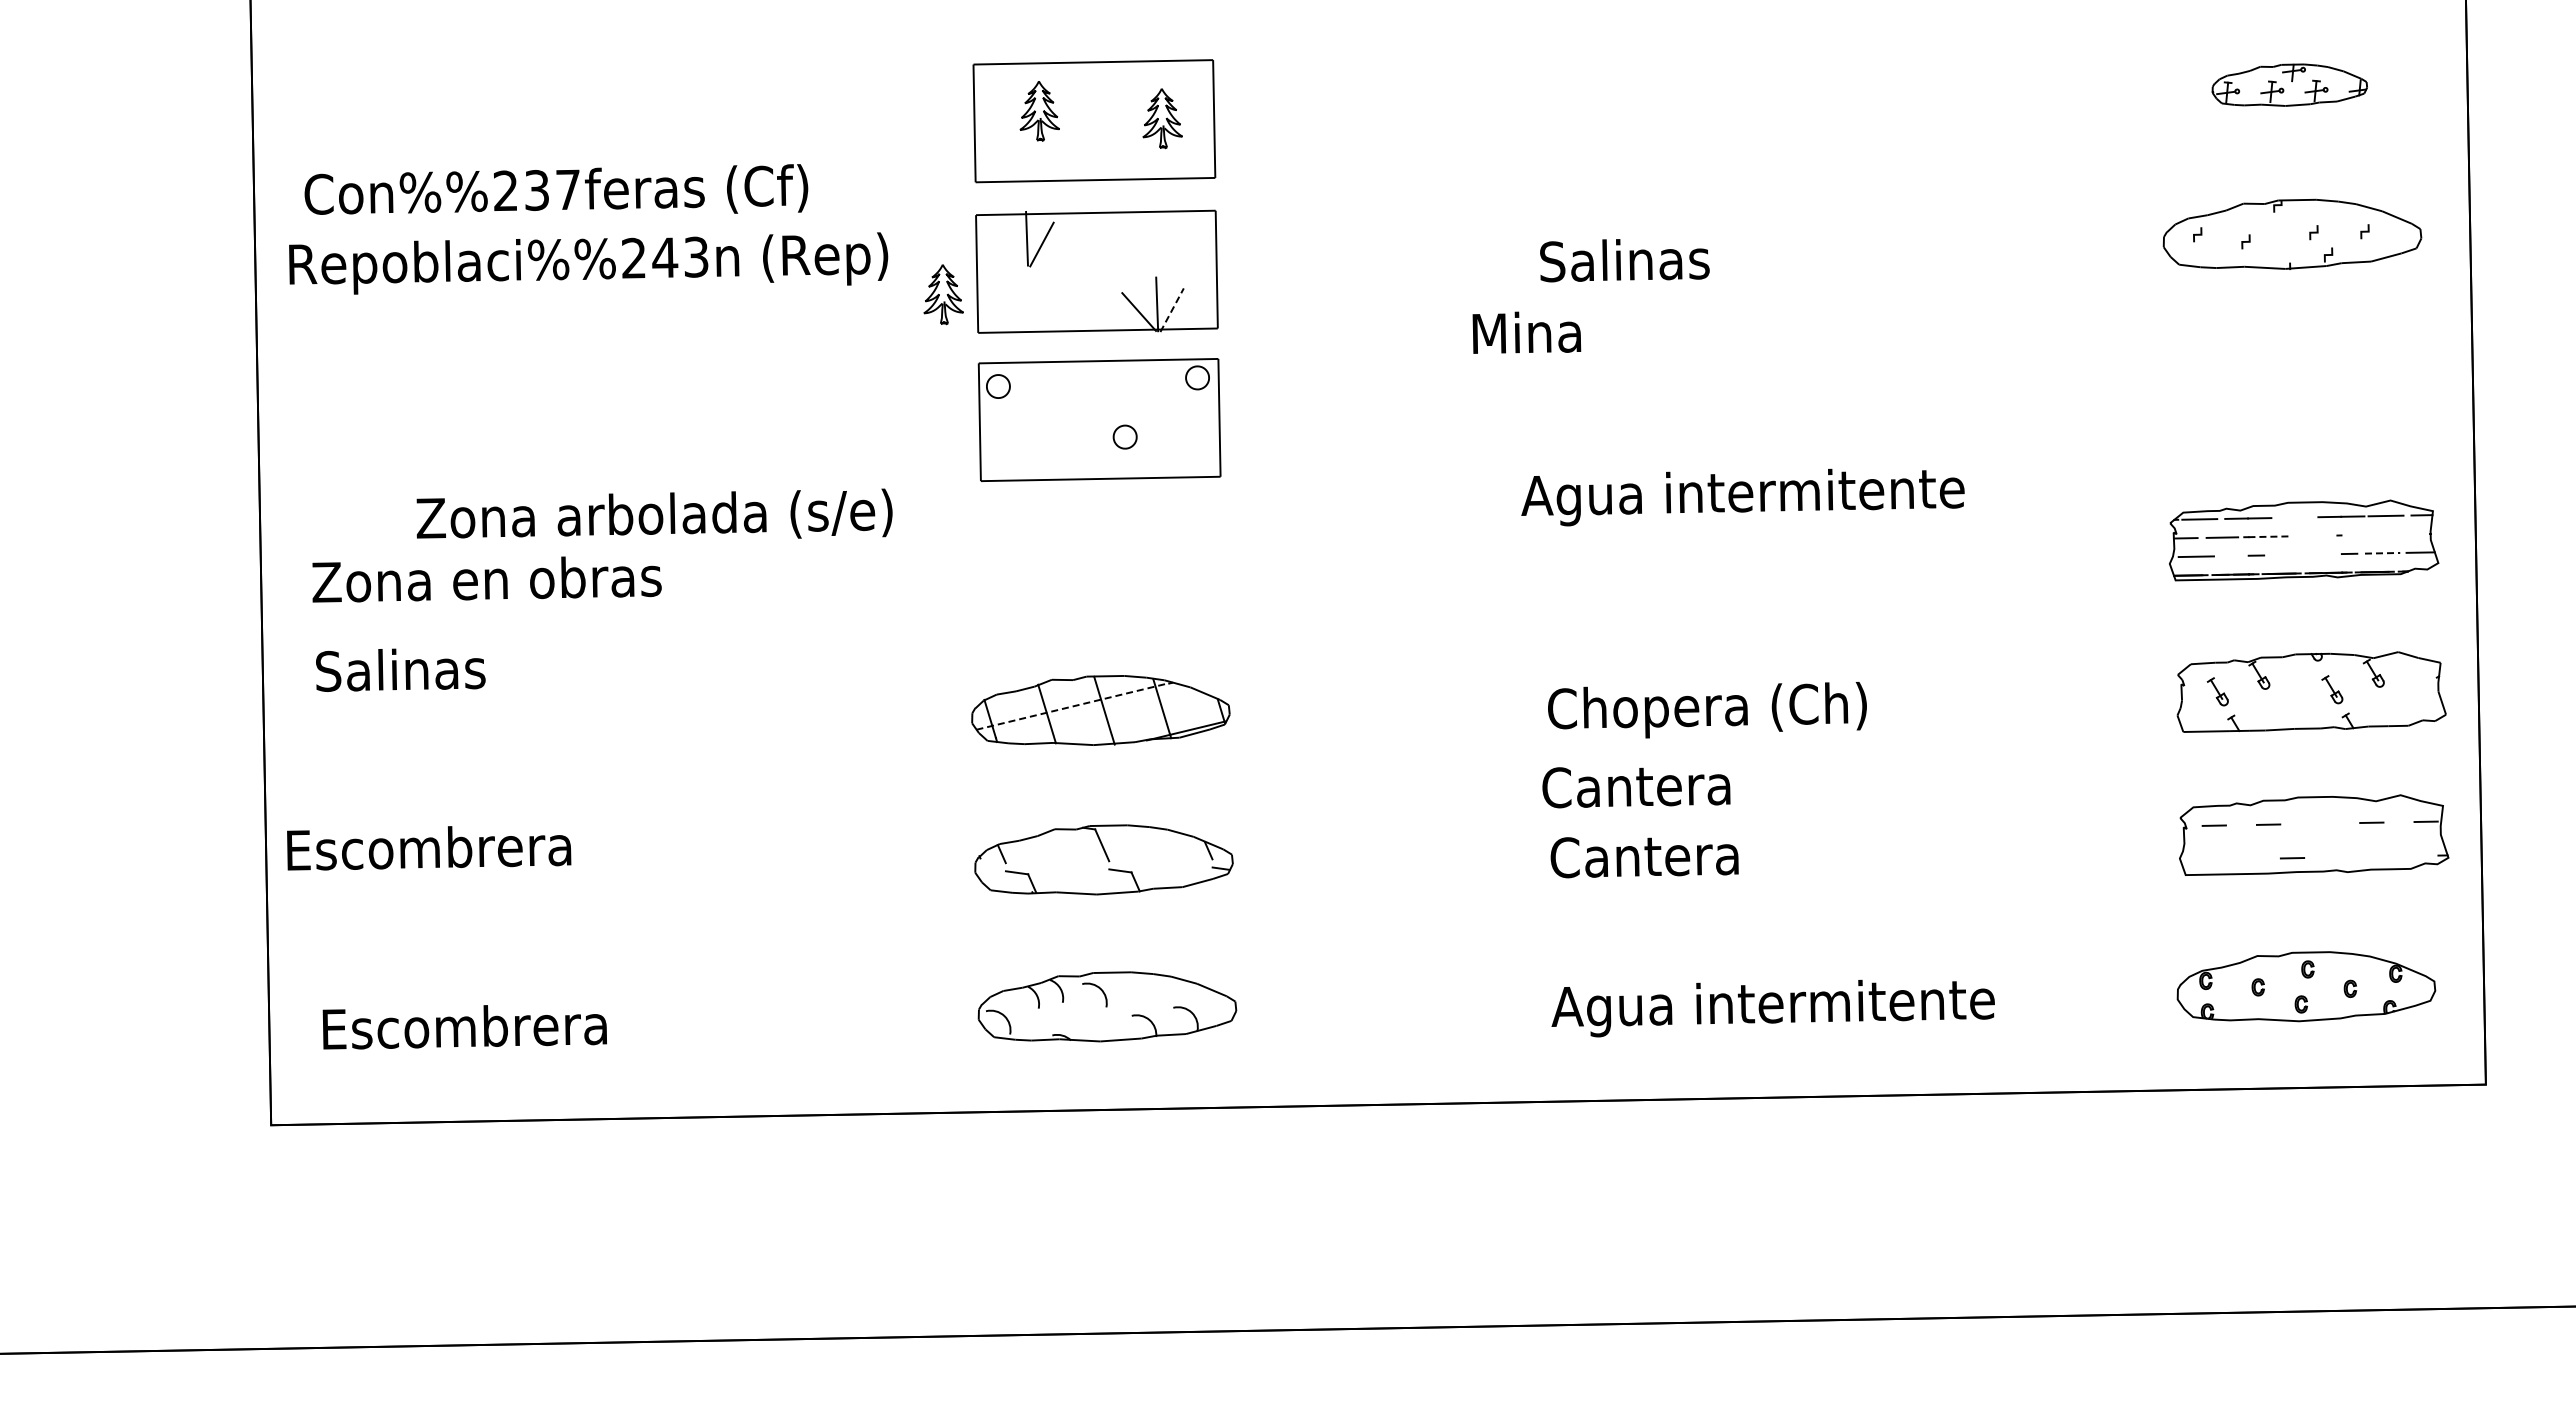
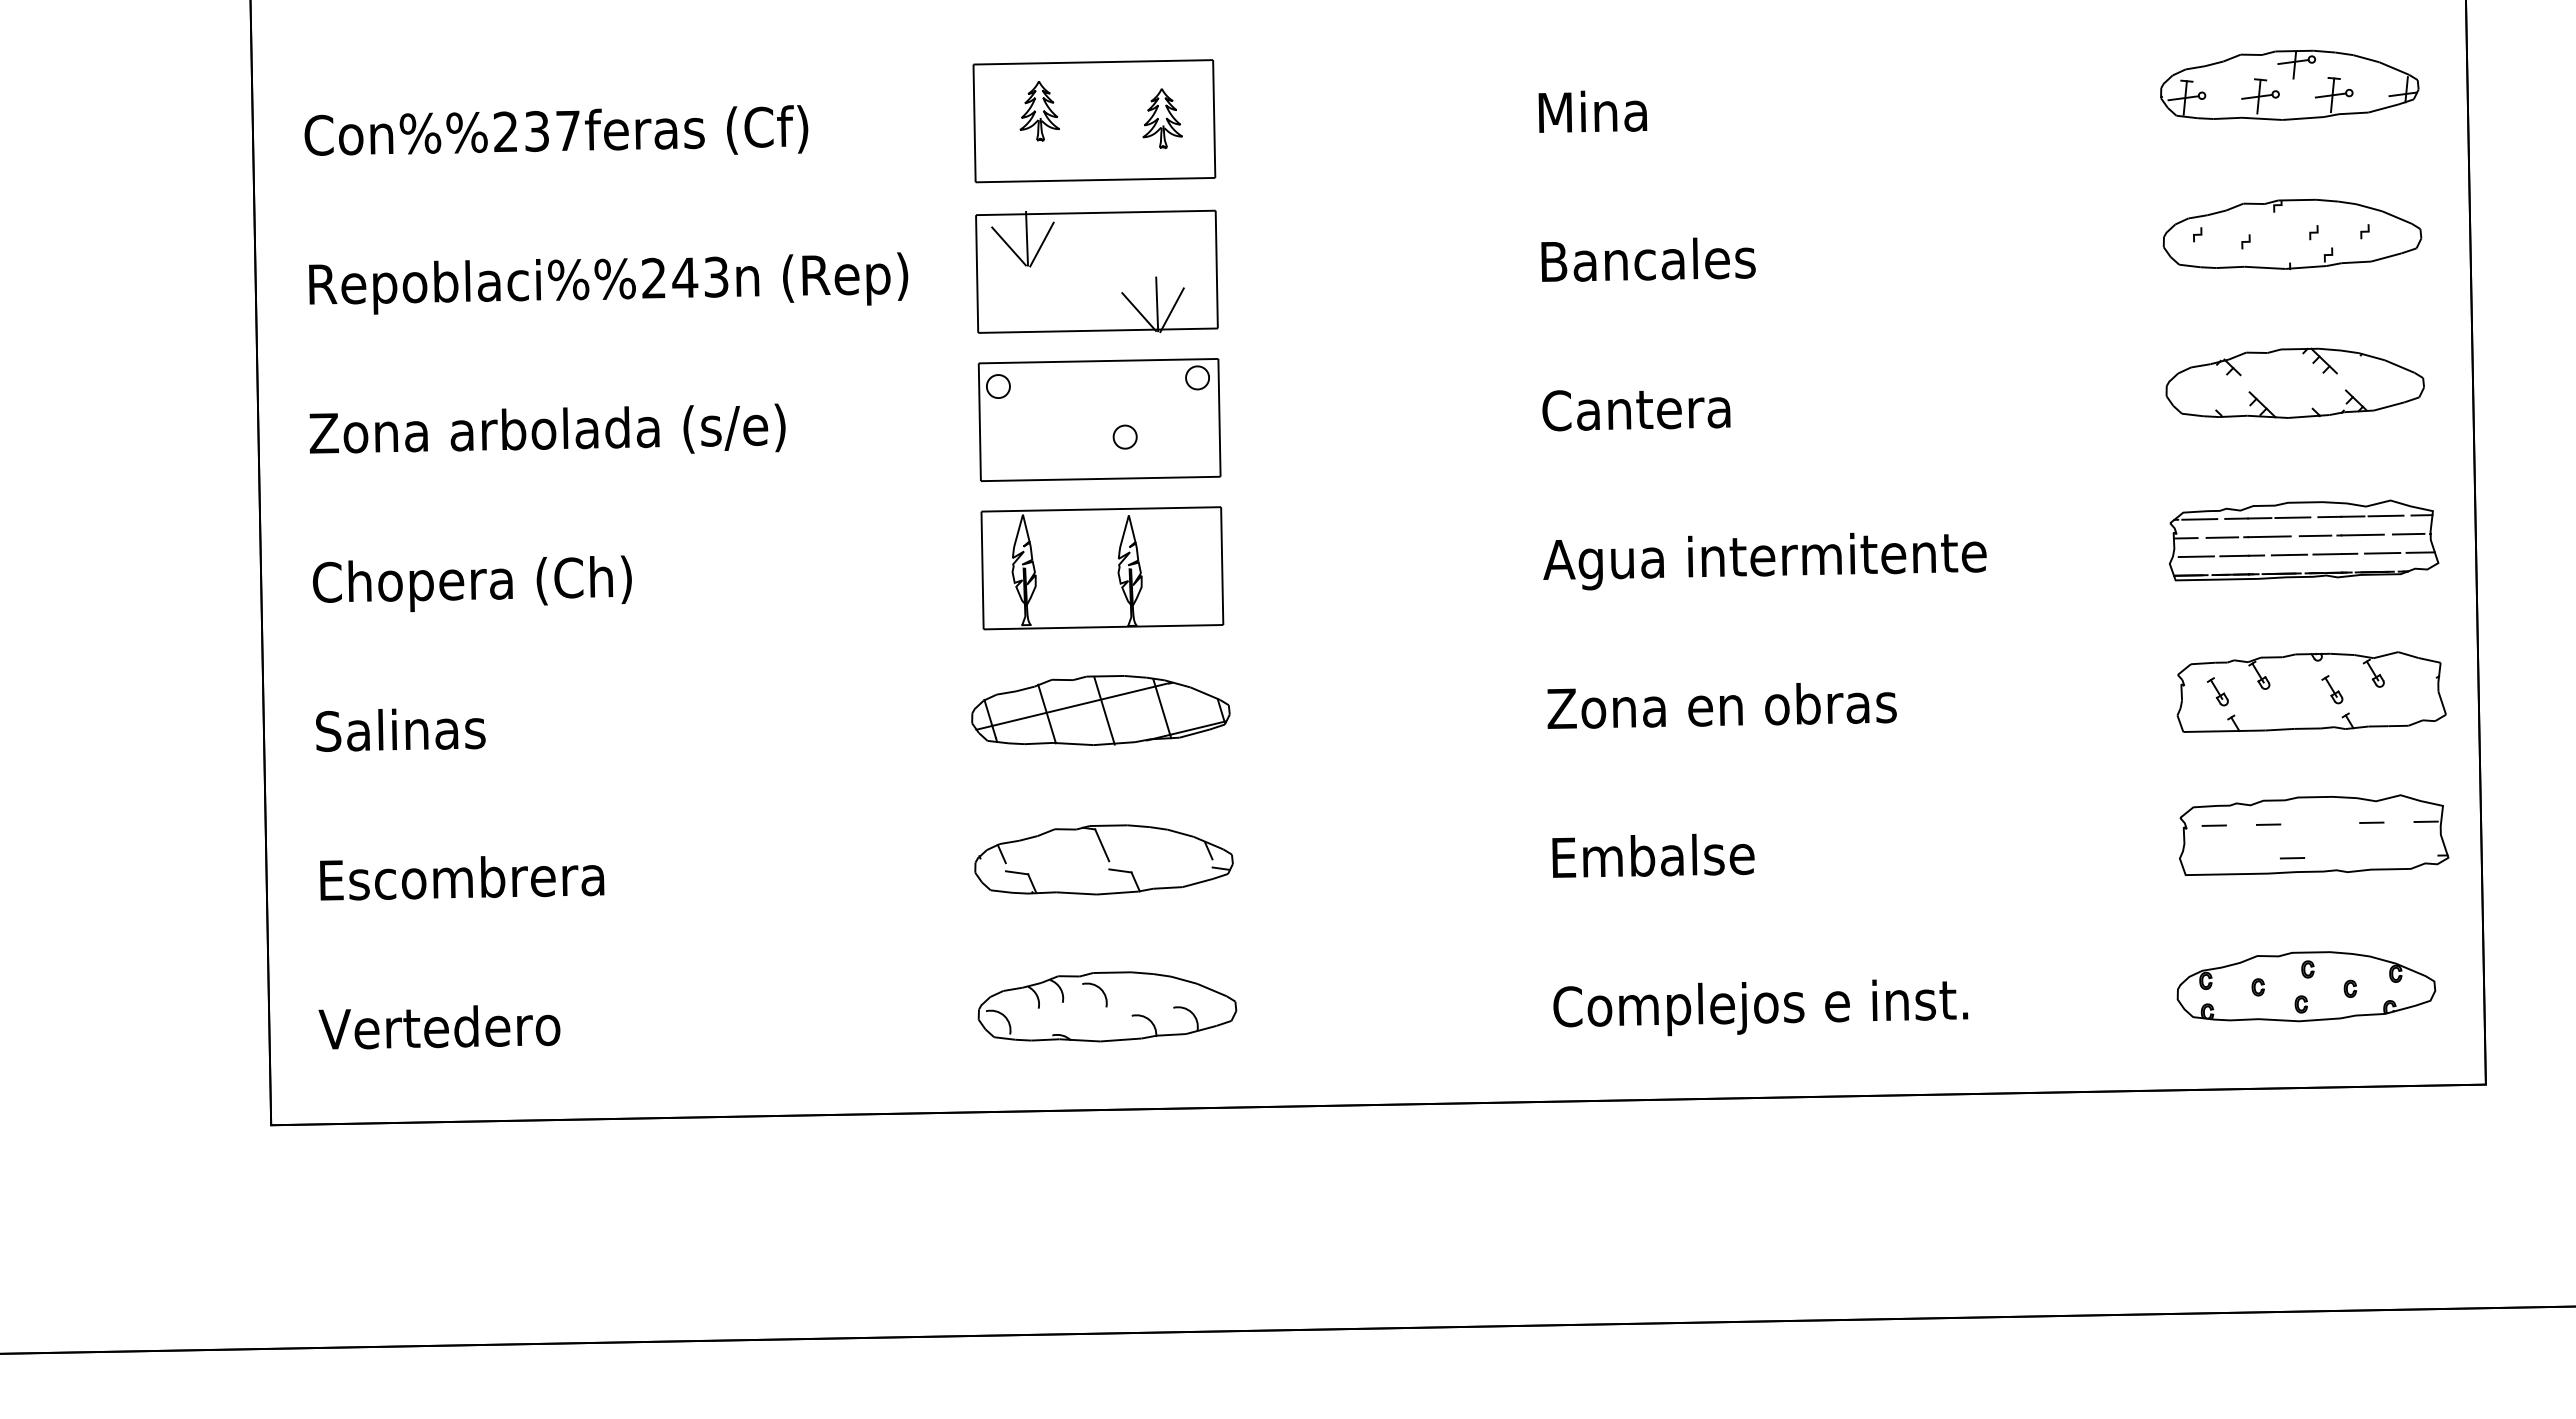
part size: 157x44 px -> 260x72 px (2289, 84)
text position: (556, 189) -> (556, 130) (556, 130)
line: none -> present (1008, 246)
text: Salinas -> Bancales (1647, 259)
text position: (588, 263) -> (608, 283) (608, 283)
part: present -> none (943, 294)
line: dashed -> solid (1172, 310)
text position: (1526, 332) -> (1592, 111) (1592, 111)
part: none -> present (2294, 382)
text position: (1742, 497) -> (1764, 561) (1764, 561)
text position: (654, 513) -> (547, 428) (547, 428)
line: none -> present (2292, 517)
line: none -> present (2408, 533)
line: none -> present (2362, 534)
line: none -> present (2315, 535)
line: dashed -> solid (2270, 536)
line: dashed -> solid (2382, 553)
line: none -> present (2289, 554)
line: none -> present (2327, 554)
line: none -> present (2234, 555)
part: none -> present (1102, 568)
text: Zona en obras -> Chopera (Ch) (486, 583)
text position: (400, 669) -> (400, 729) (400, 729)
line: dashed -> solid (1073, 706)
text: Chopera (Ch) -> Zona en obras (1721, 709)
text position: (1636, 787) -> (1636, 410) (1636, 410)
text position: (429, 848) -> (462, 878) (462, 878)
text: Cantera -> Embalse (1652, 855)
text: Agua intermitente -> Complejos e inst. (1772, 1008)
text: Escombrera -> Vertedero (462, 1027)
